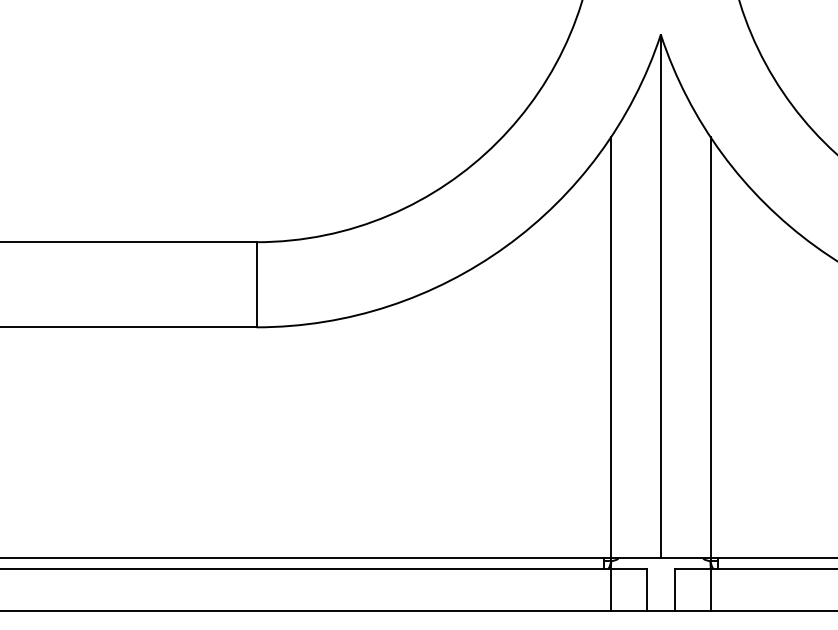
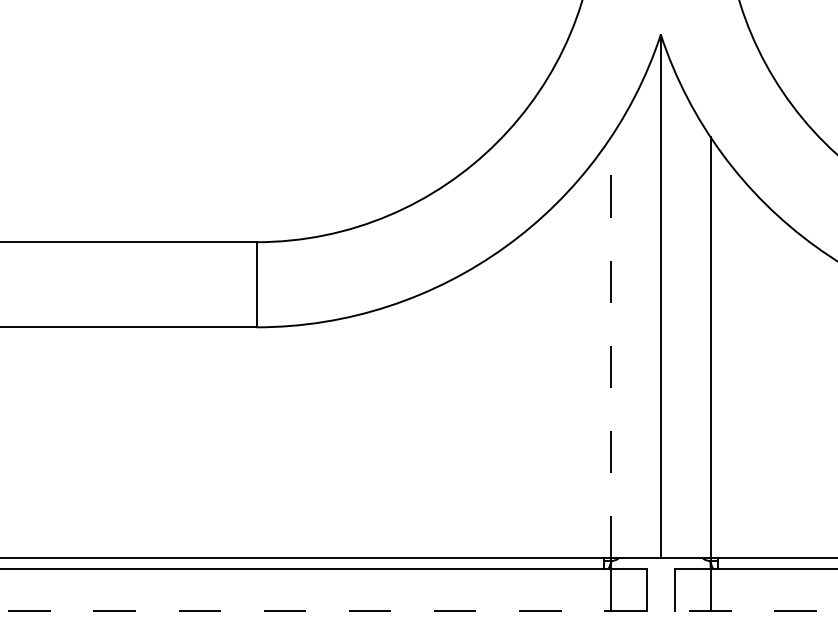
line: solid -> dashed (611, 347)
line: solid -> dashed (419, 611)
